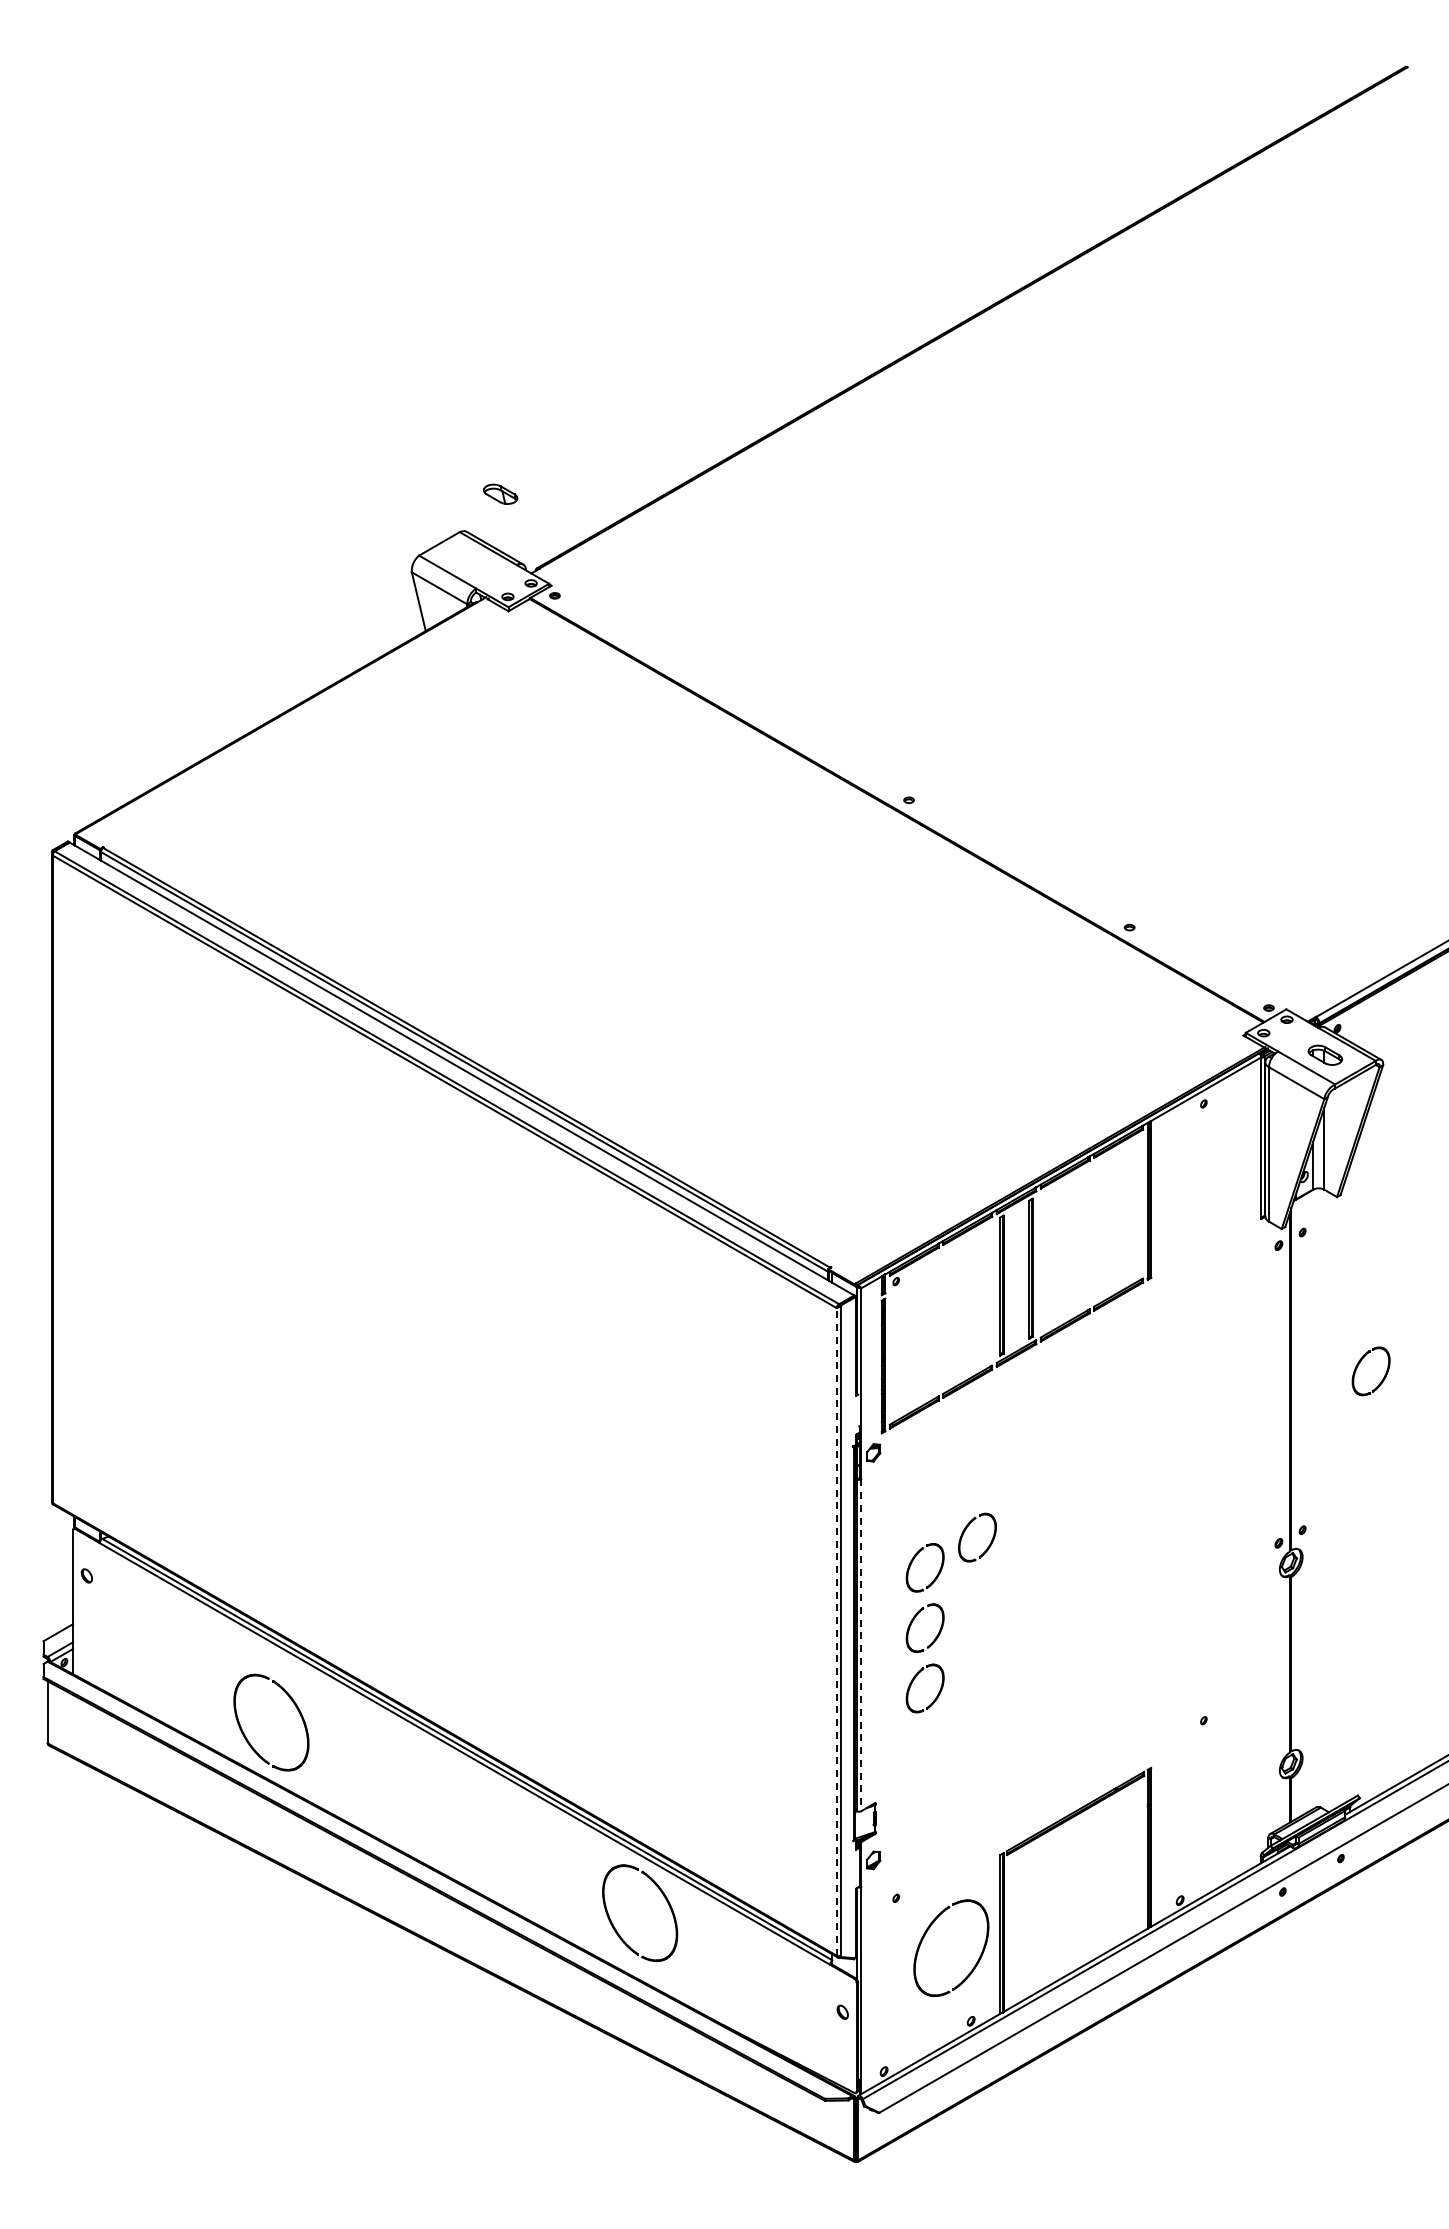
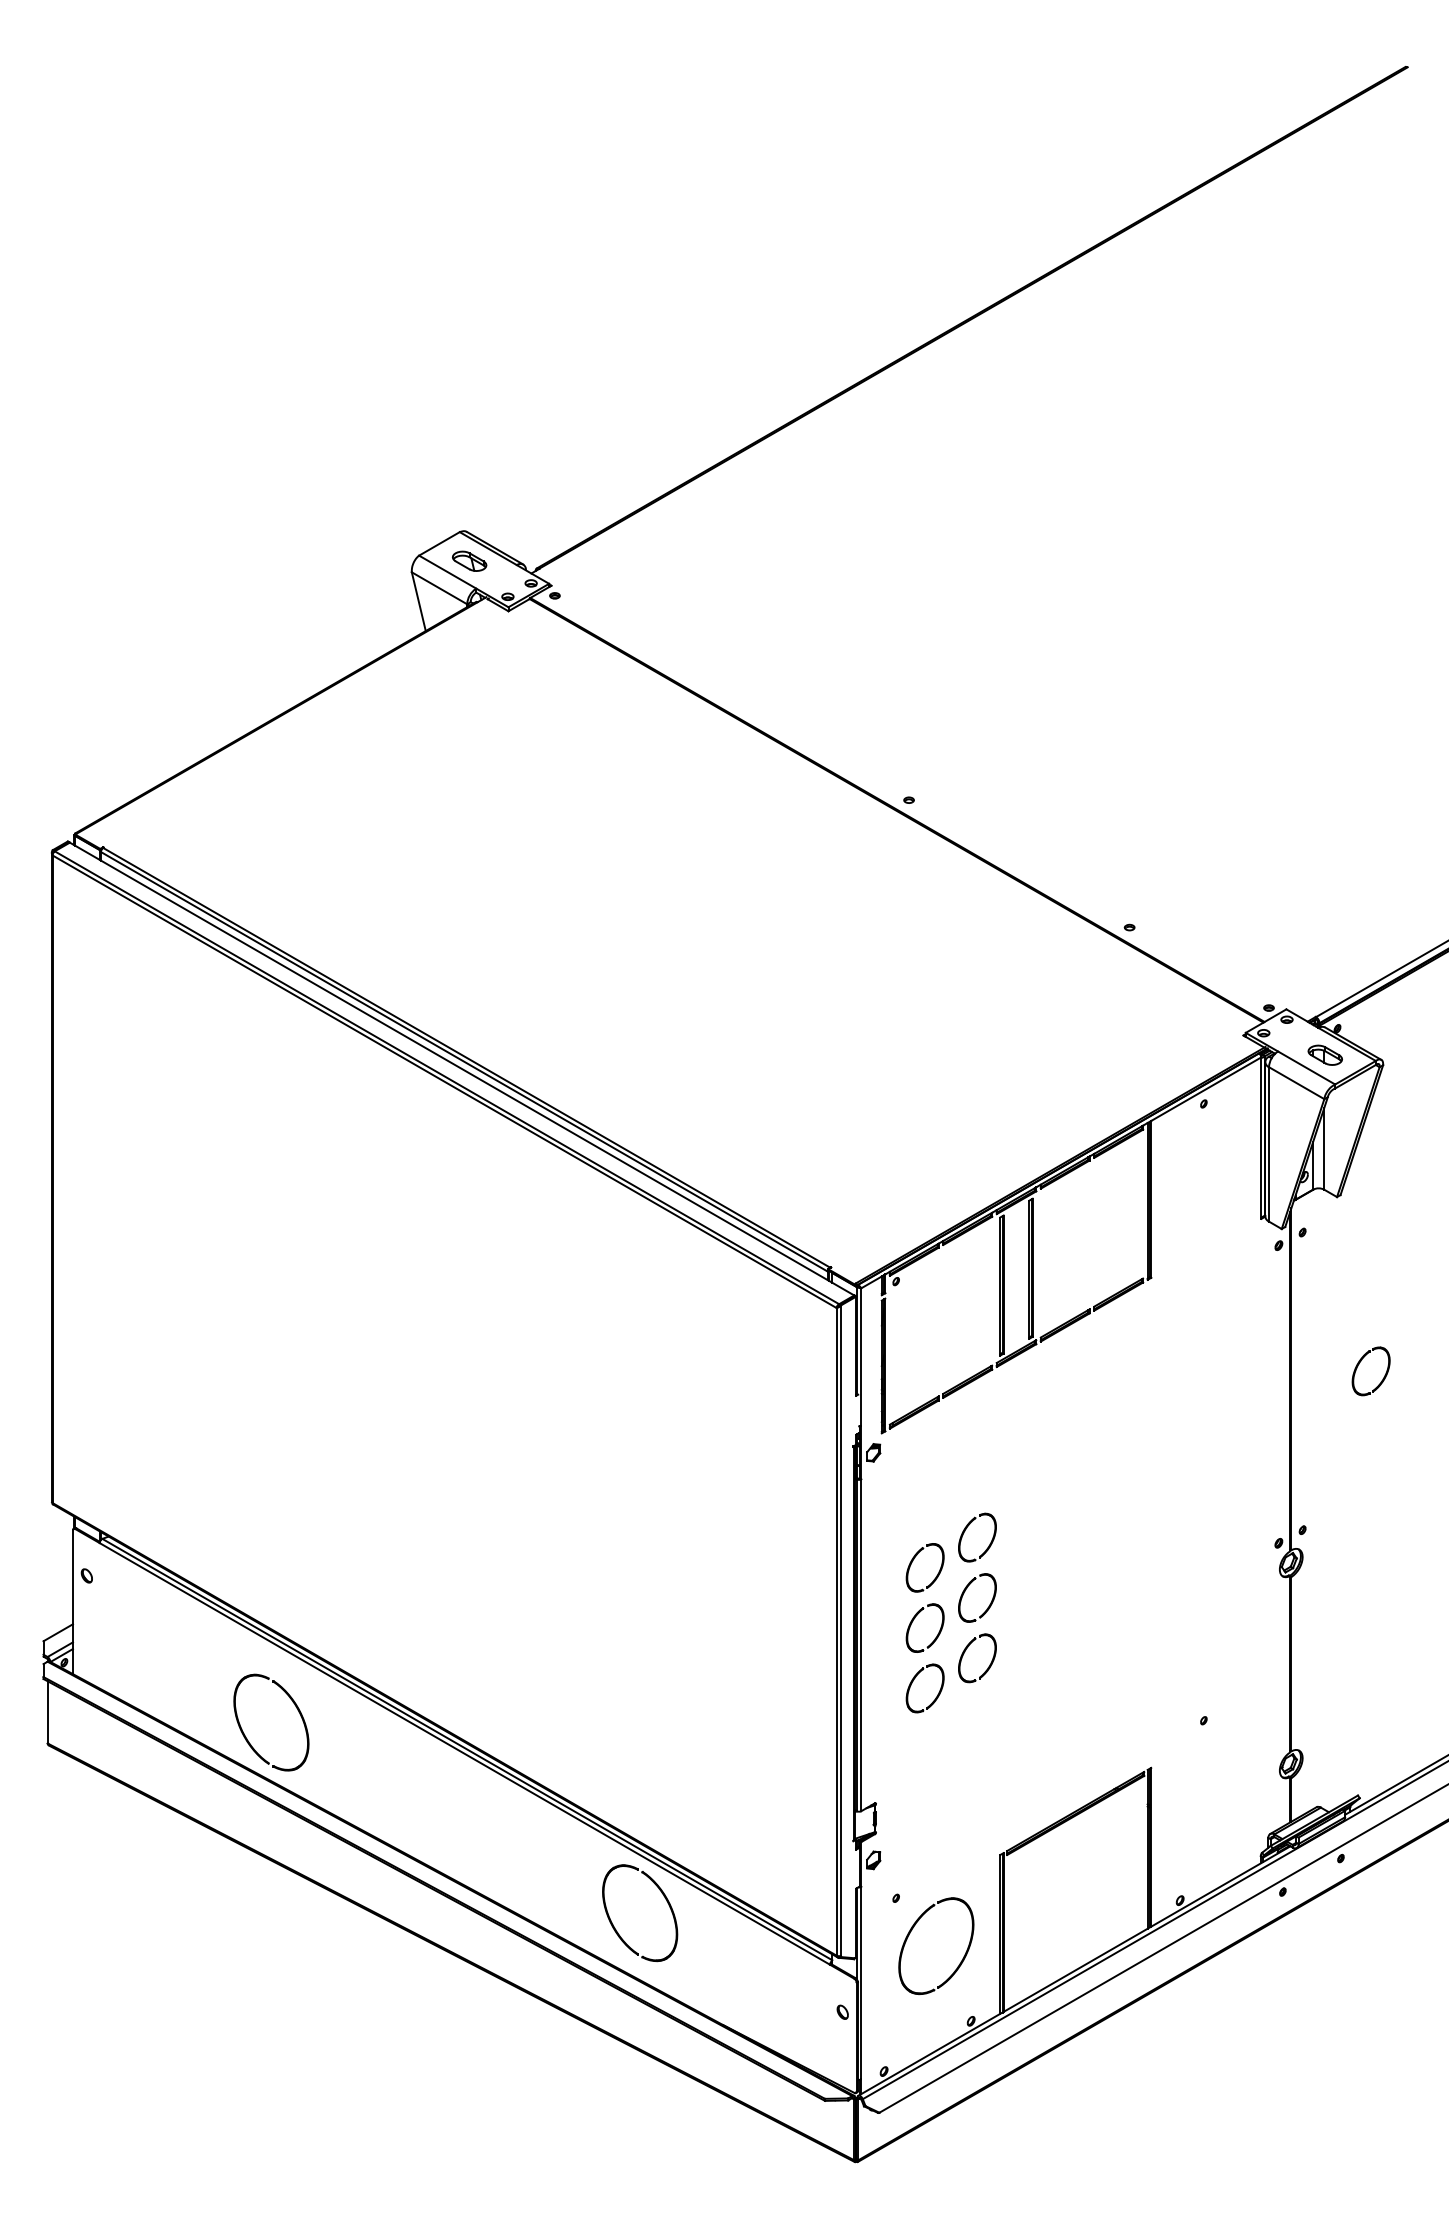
part position: (500, 493) -> (469, 560) (469, 560)
part: none -> present (965, 1591)
line: dashed -> solid (836, 1631)
line: dashed -> solid (861, 1645)
part: none -> present (989, 1664)
part position: (975, 1963) -> (960, 1961) (960, 1961)
